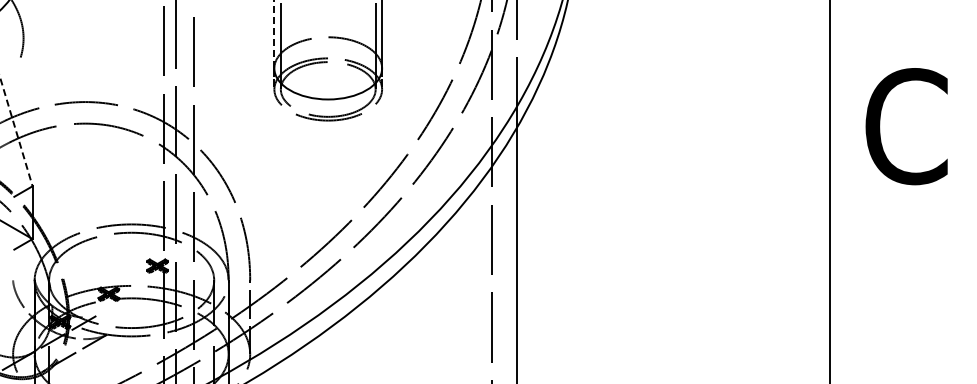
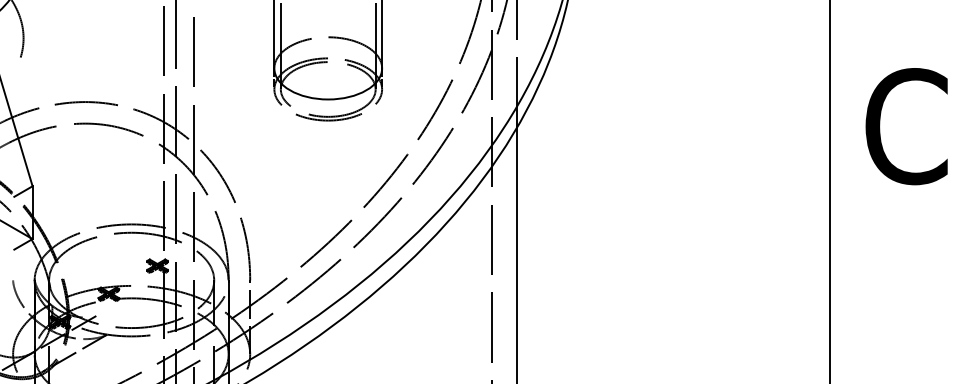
line: dashed -> solid (274, 34)
line: dashed -> solid (16, 131)
